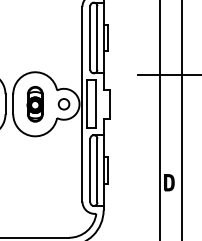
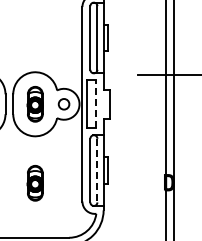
line: solid -> dashed (96, 104)
line position: (160, 119) -> (166, 119) (166, 119)
line position: (182, 119) -> (174, 119) (174, 119)
line: solid -> dashed (97, 170)
part: none -> present (34, 183)
